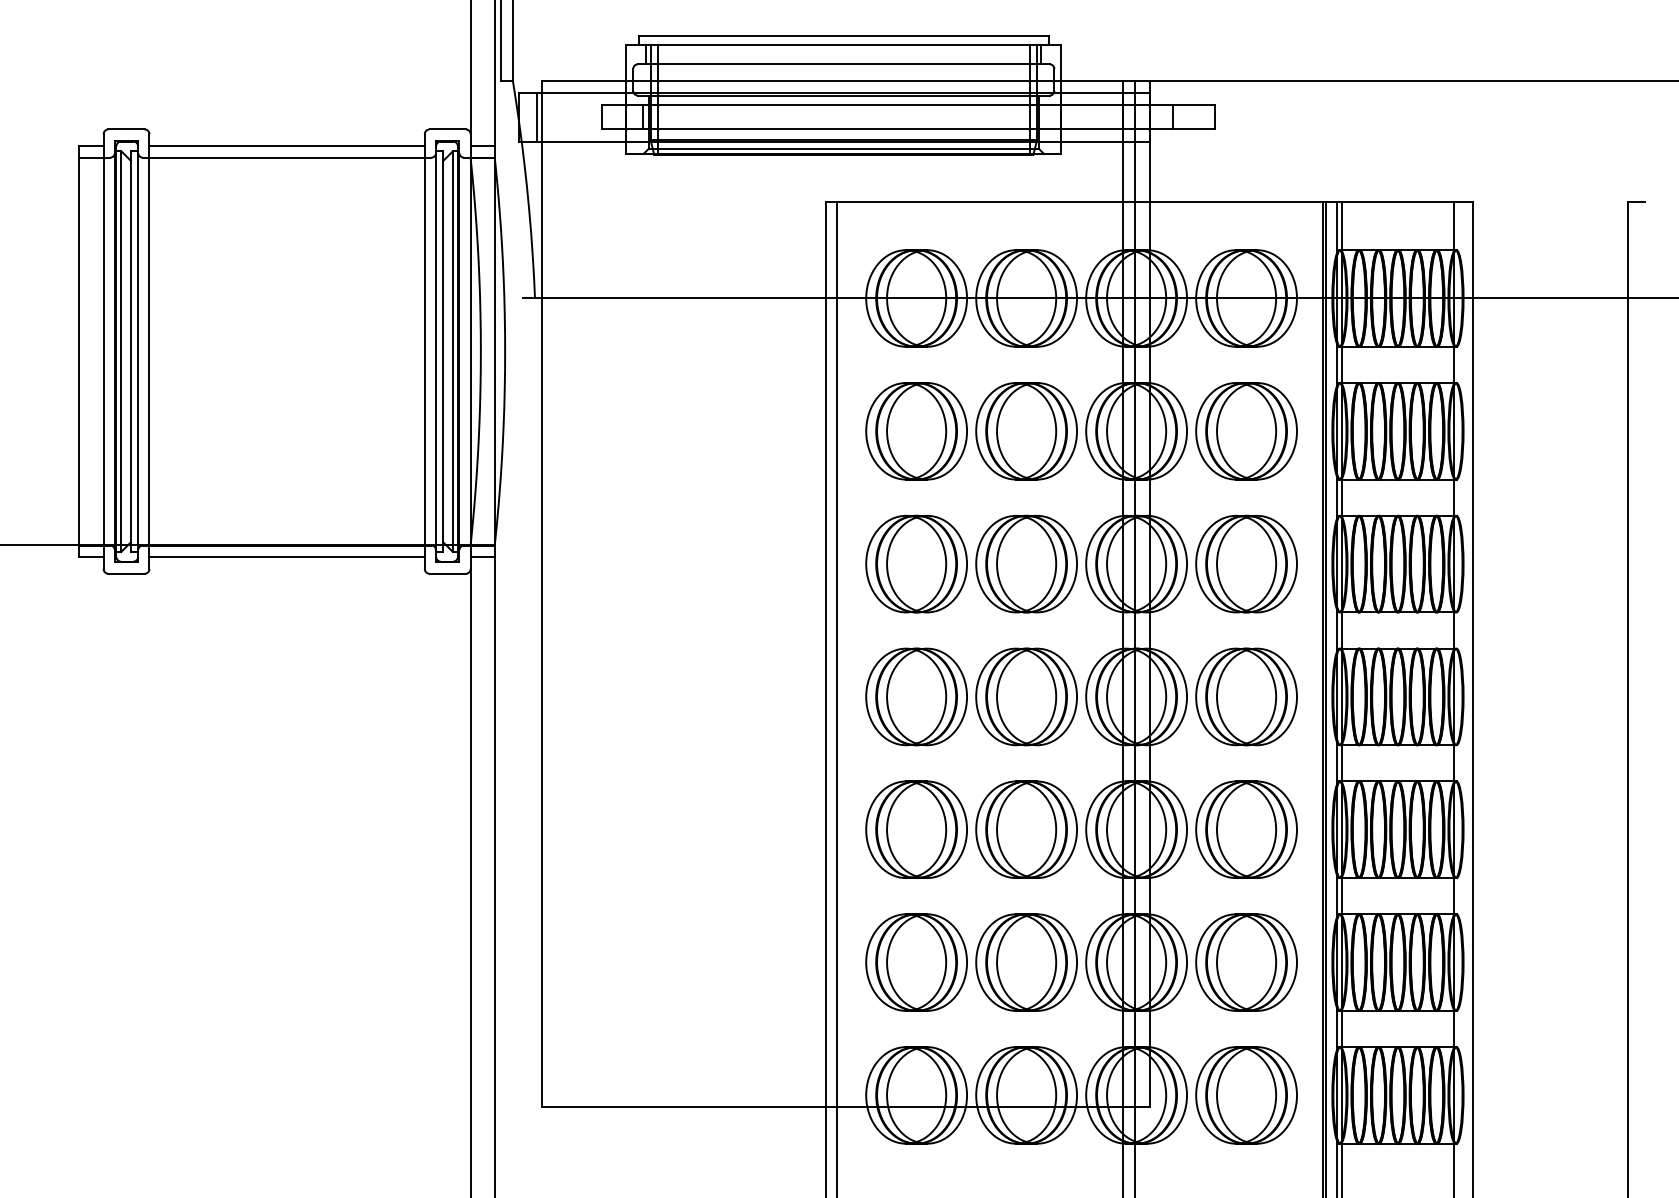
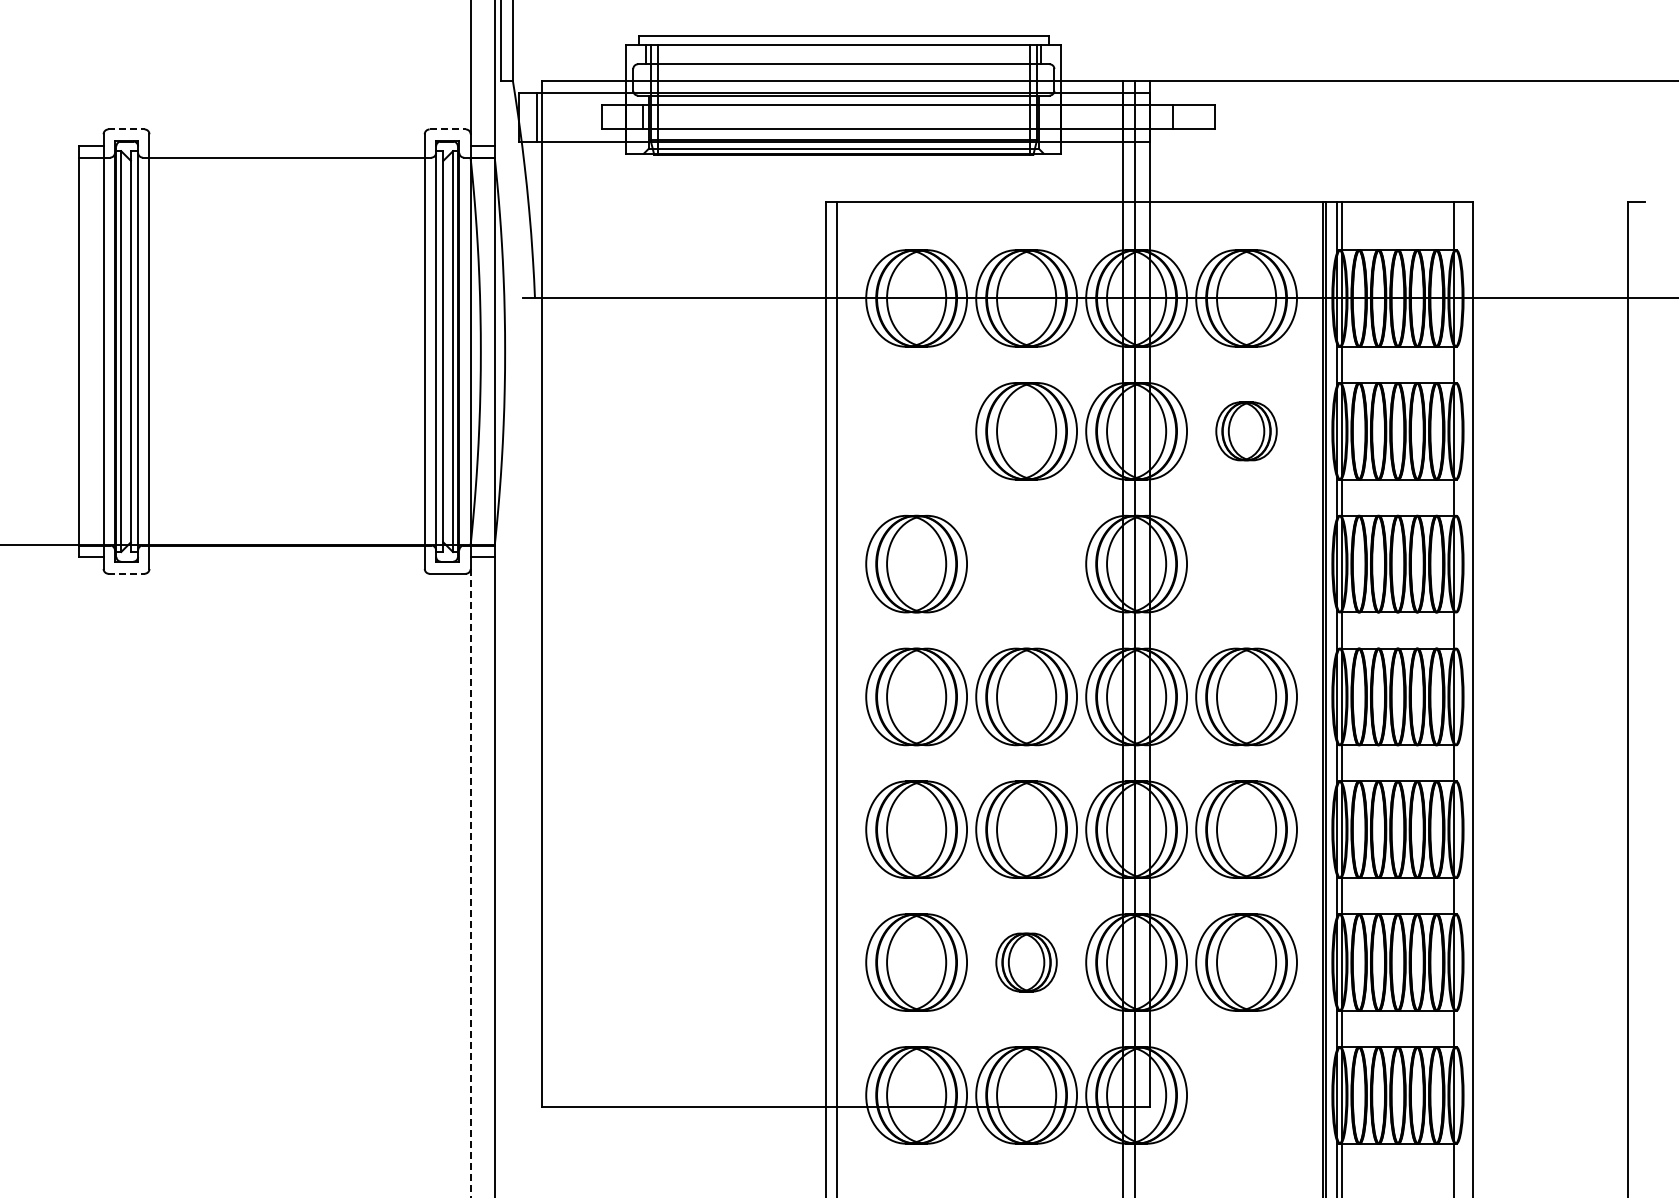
line: solid -> dashed (127, 129)
line: solid -> dashed (448, 129)
line: present -> none (286, 146)
part: present -> none (916, 431)
part size: 103x99 px -> 63x61 px (1246, 431)
line: present -> none (286, 556)
part: present -> none (1026, 563)
part: present -> none (1246, 563)
line: solid -> dashed (127, 573)
line: solid -> dashed (470, 883)
part size: 103x99 px -> 63x61 px (1026, 962)
part: present -> none (1246, 1095)
